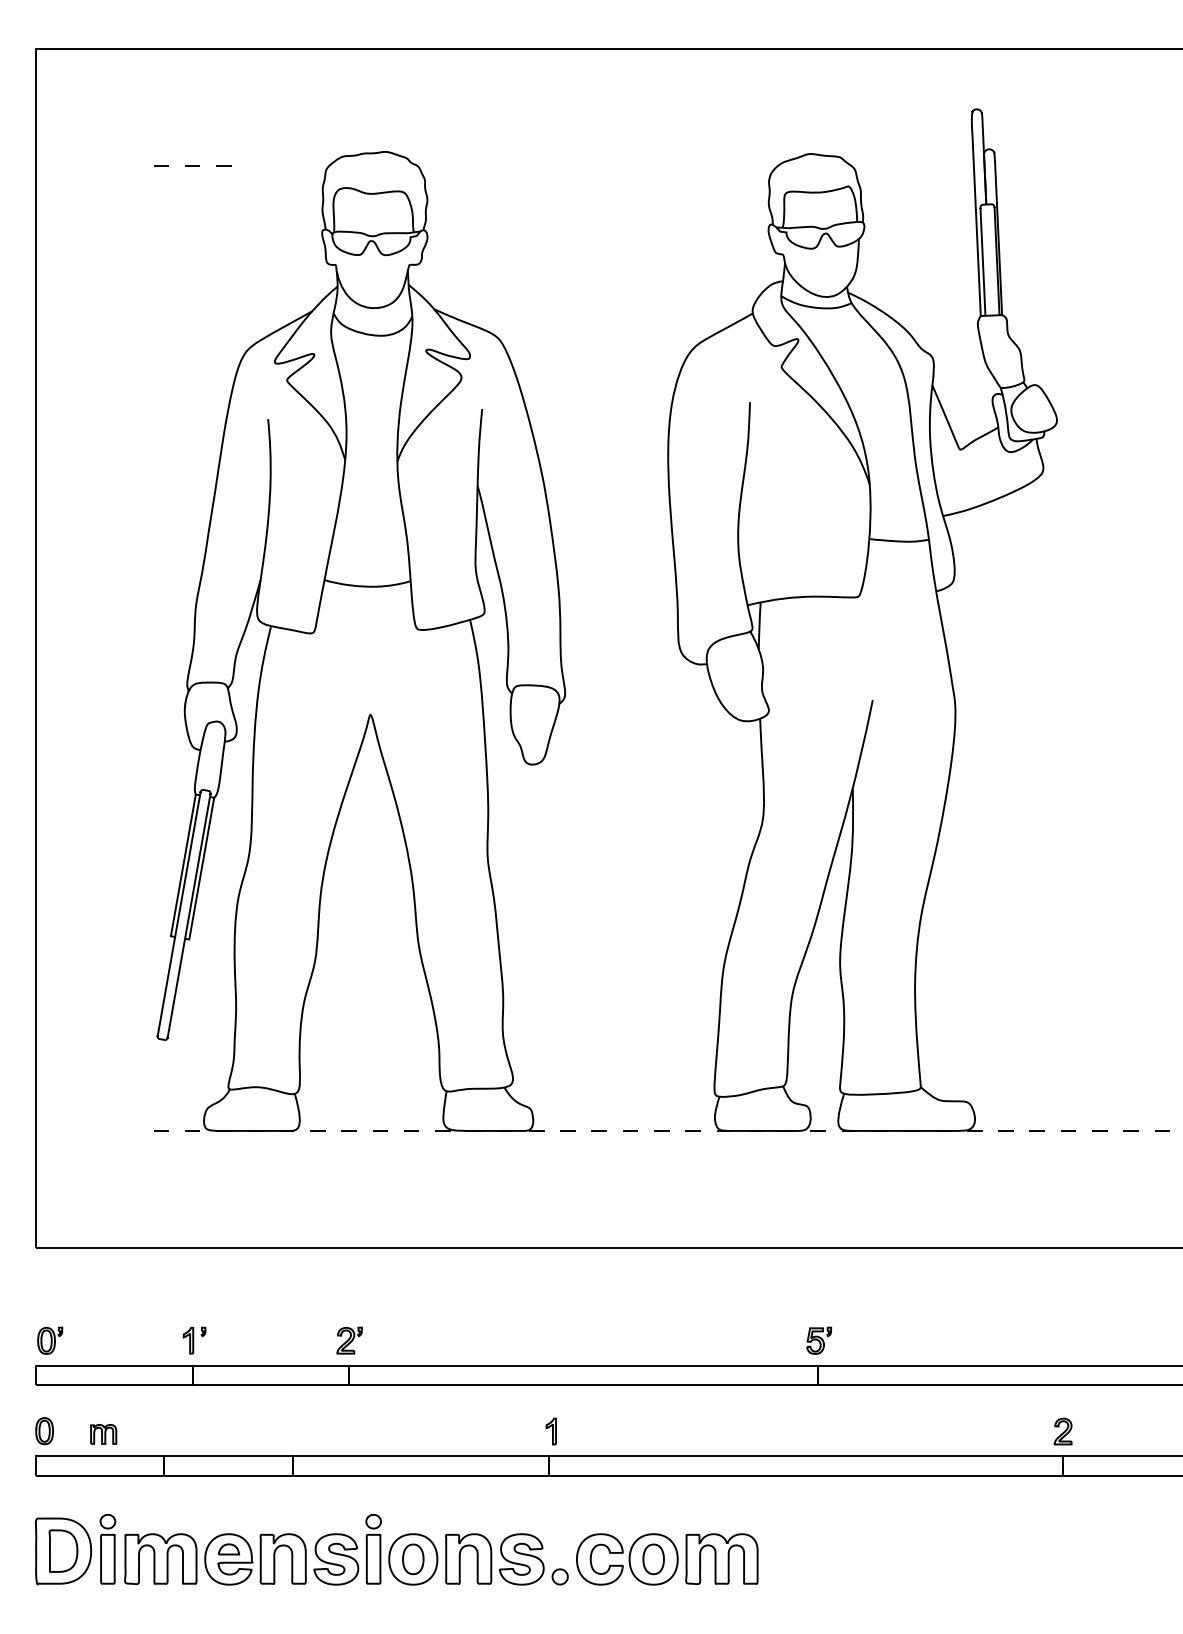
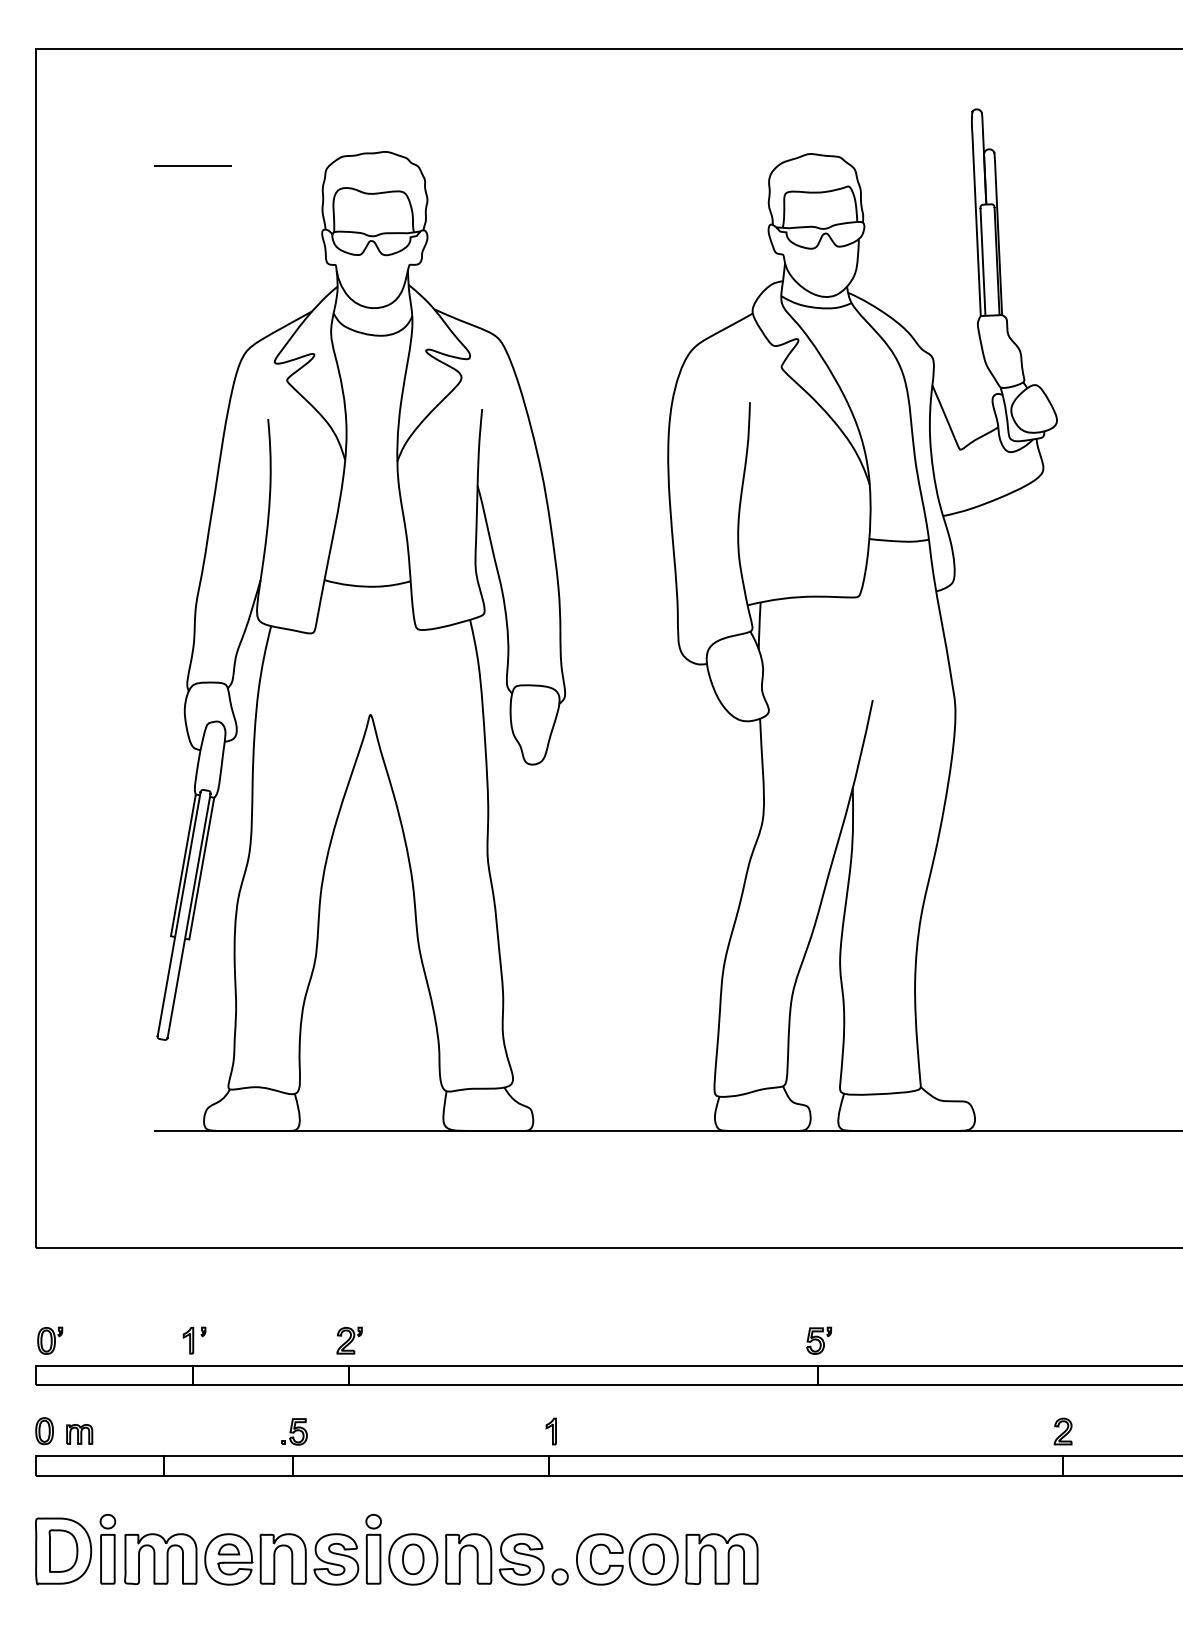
line: dashed -> solid (193, 166)
line: dashed -> solid (668, 1130)
part: none -> present (294, 1431)
part position: (103, 1434) -> (79, 1434) (79, 1434)
